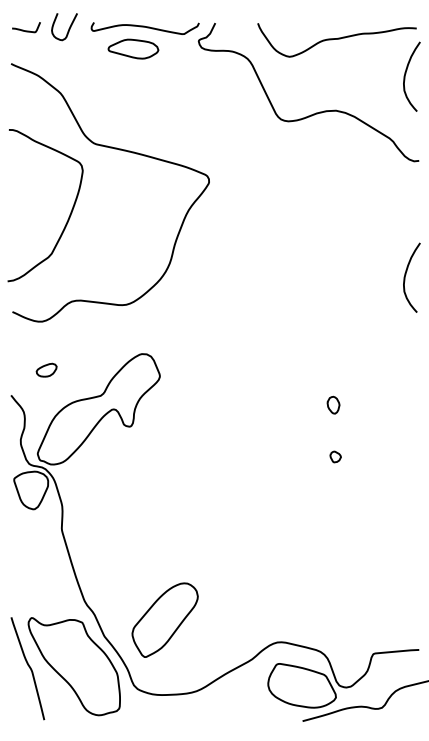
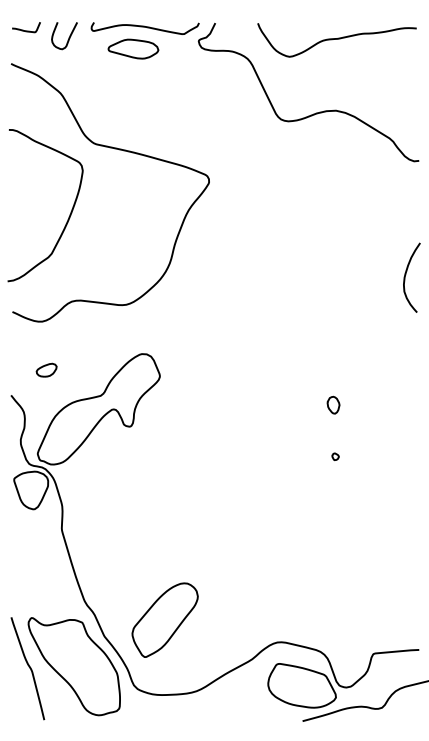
curve position: (68, 28) -> (68, 37) (68, 37)
curve: present -> none (406, 73)
part size: 13x14 px -> 9x9 px (335, 456)
